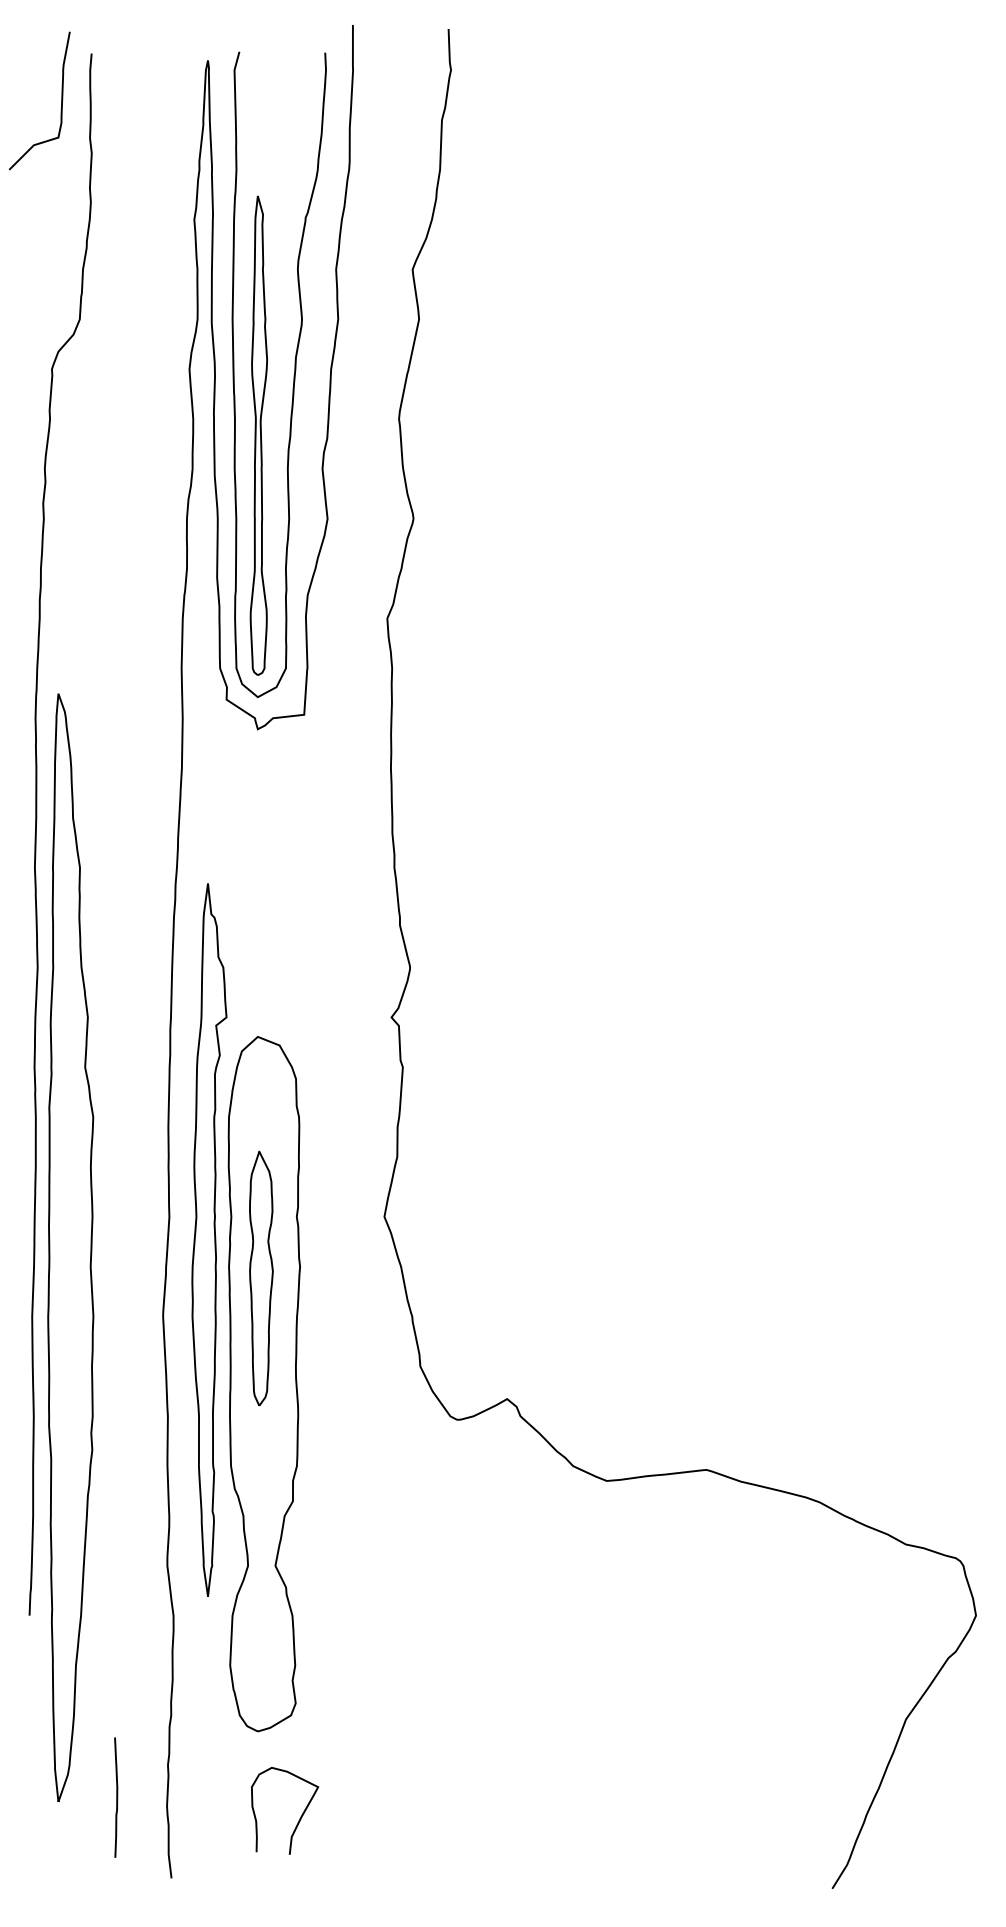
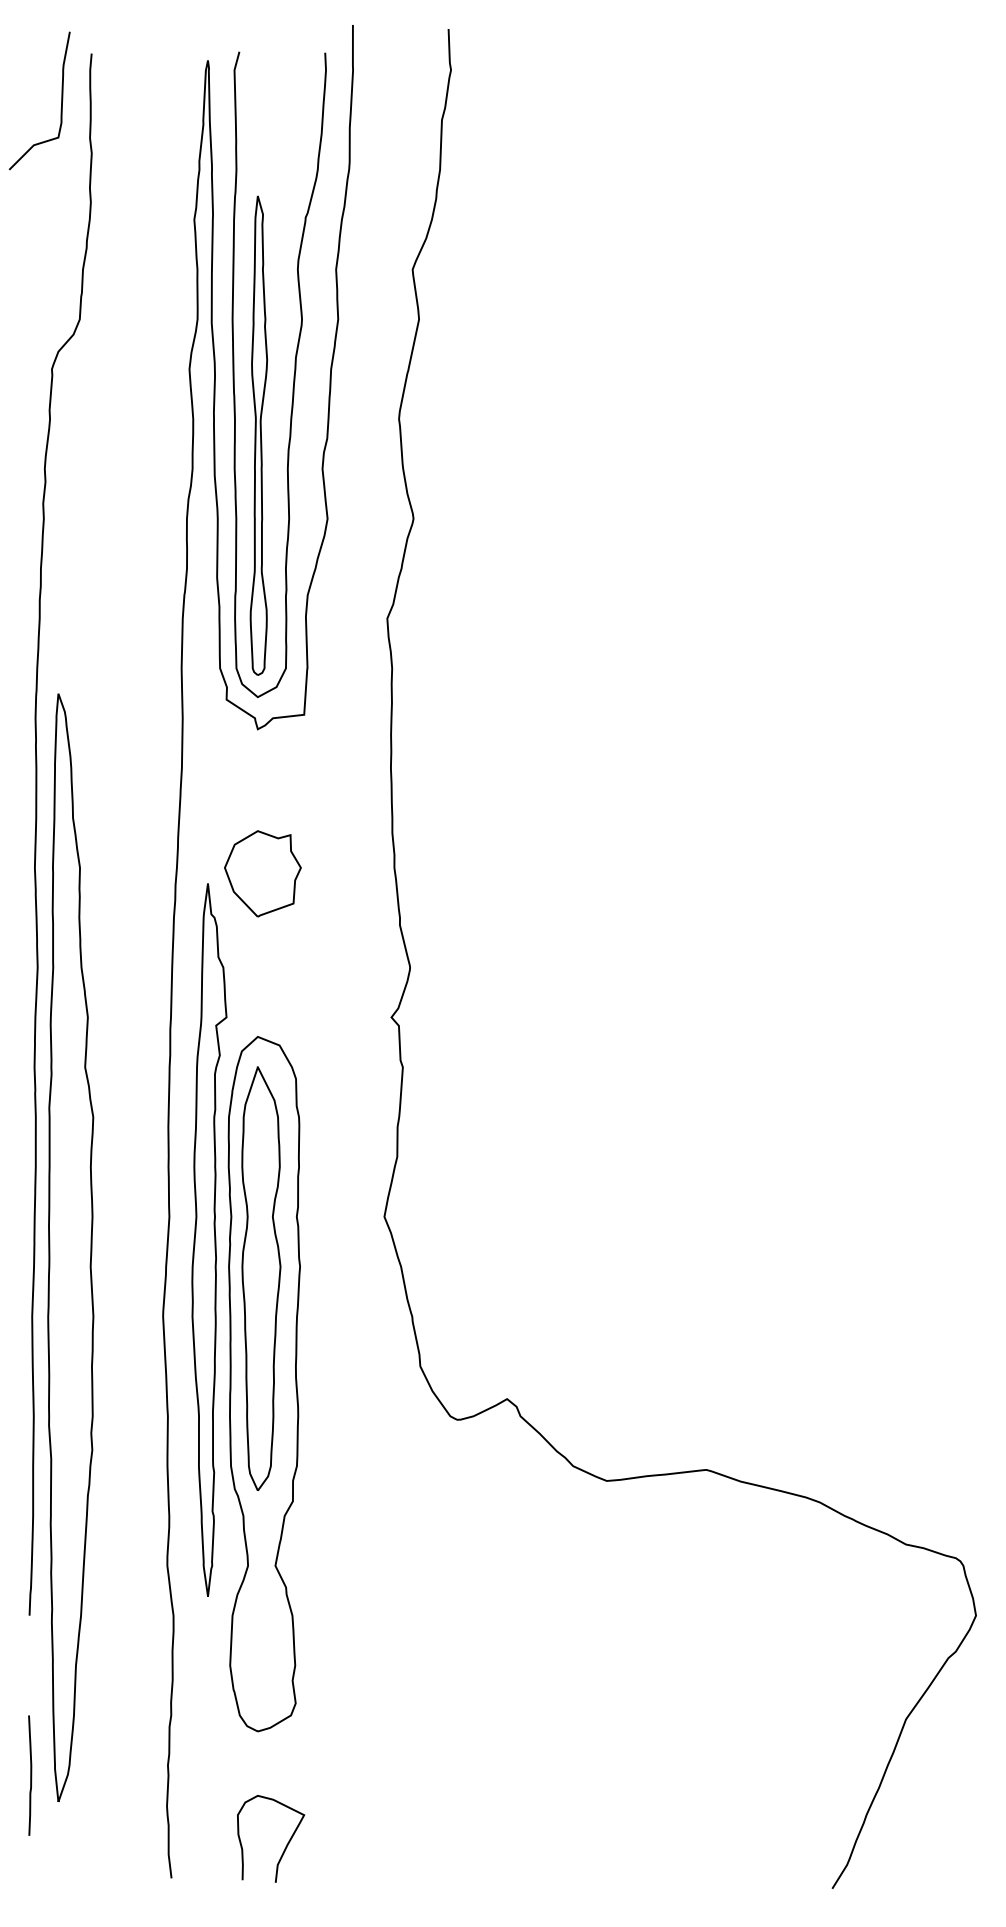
part: none -> present (262, 873)
part size: 25x256 px -> 41x425 px (261, 1278)
curve position: (116, 1797) -> (30, 1775) (30, 1775)
curve position: (299, 1818) -> (285, 1846) (285, 1846)
